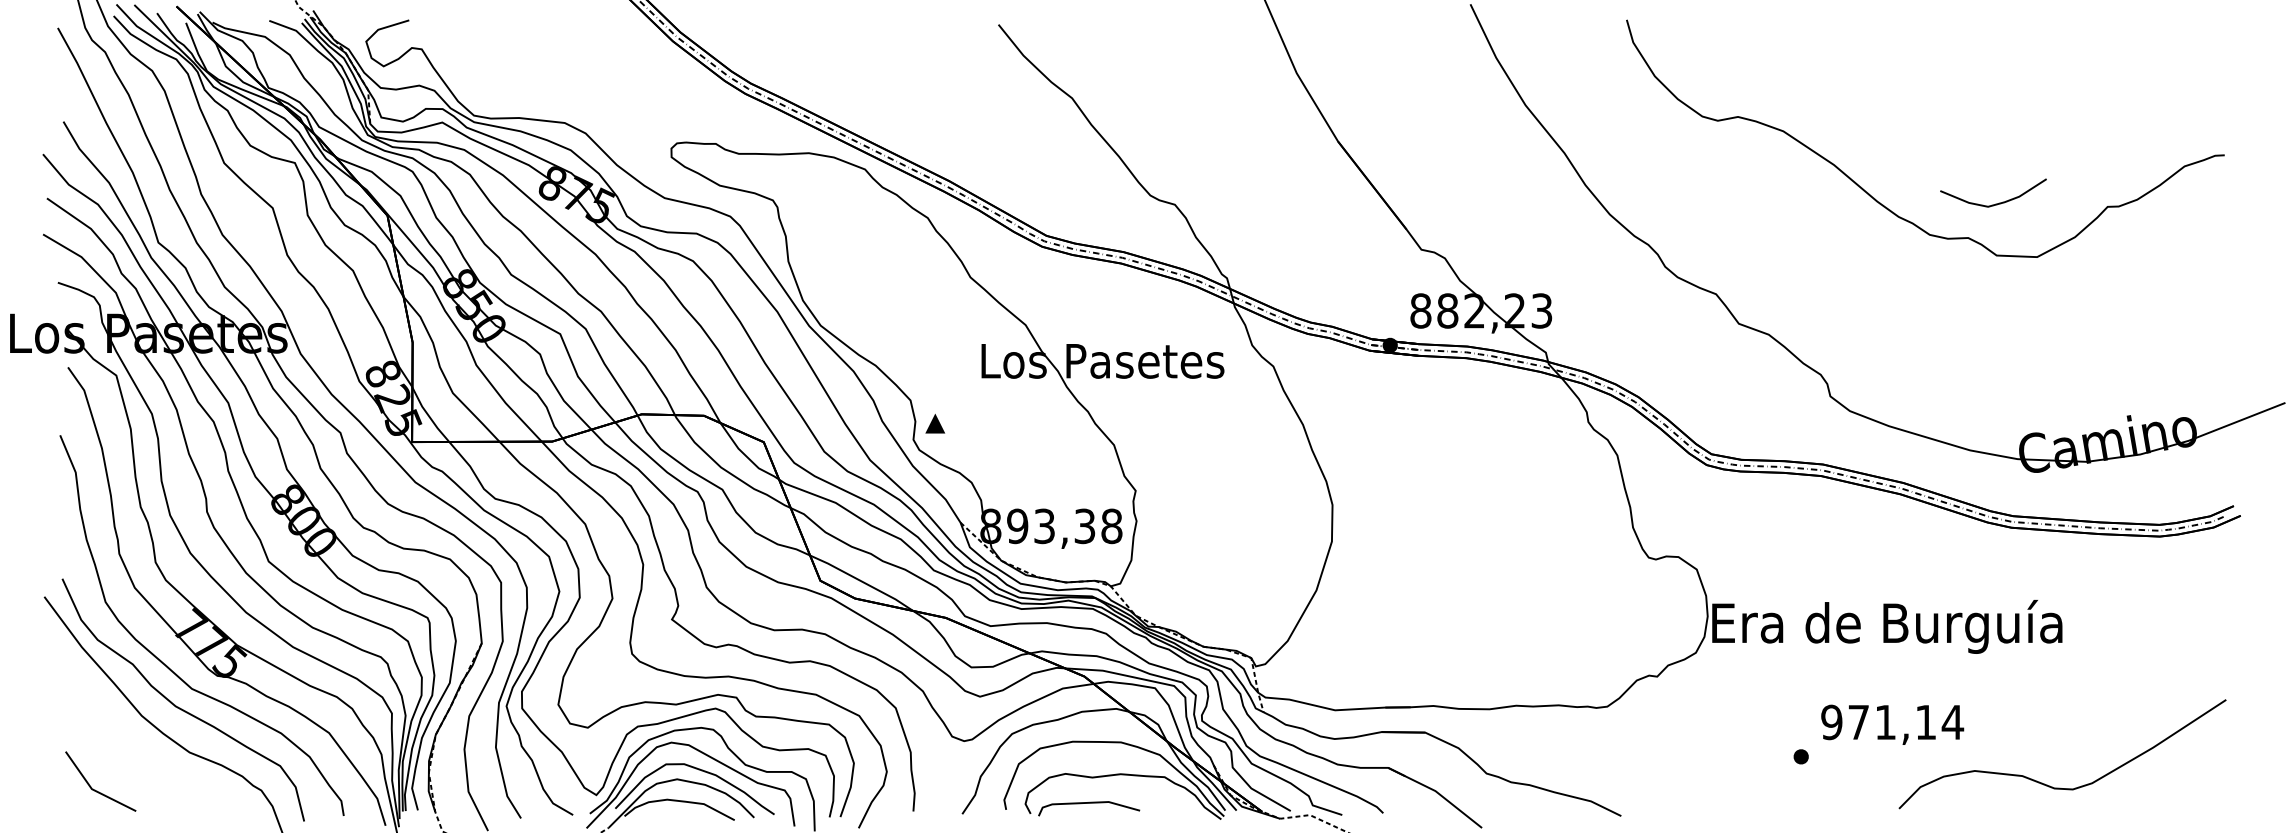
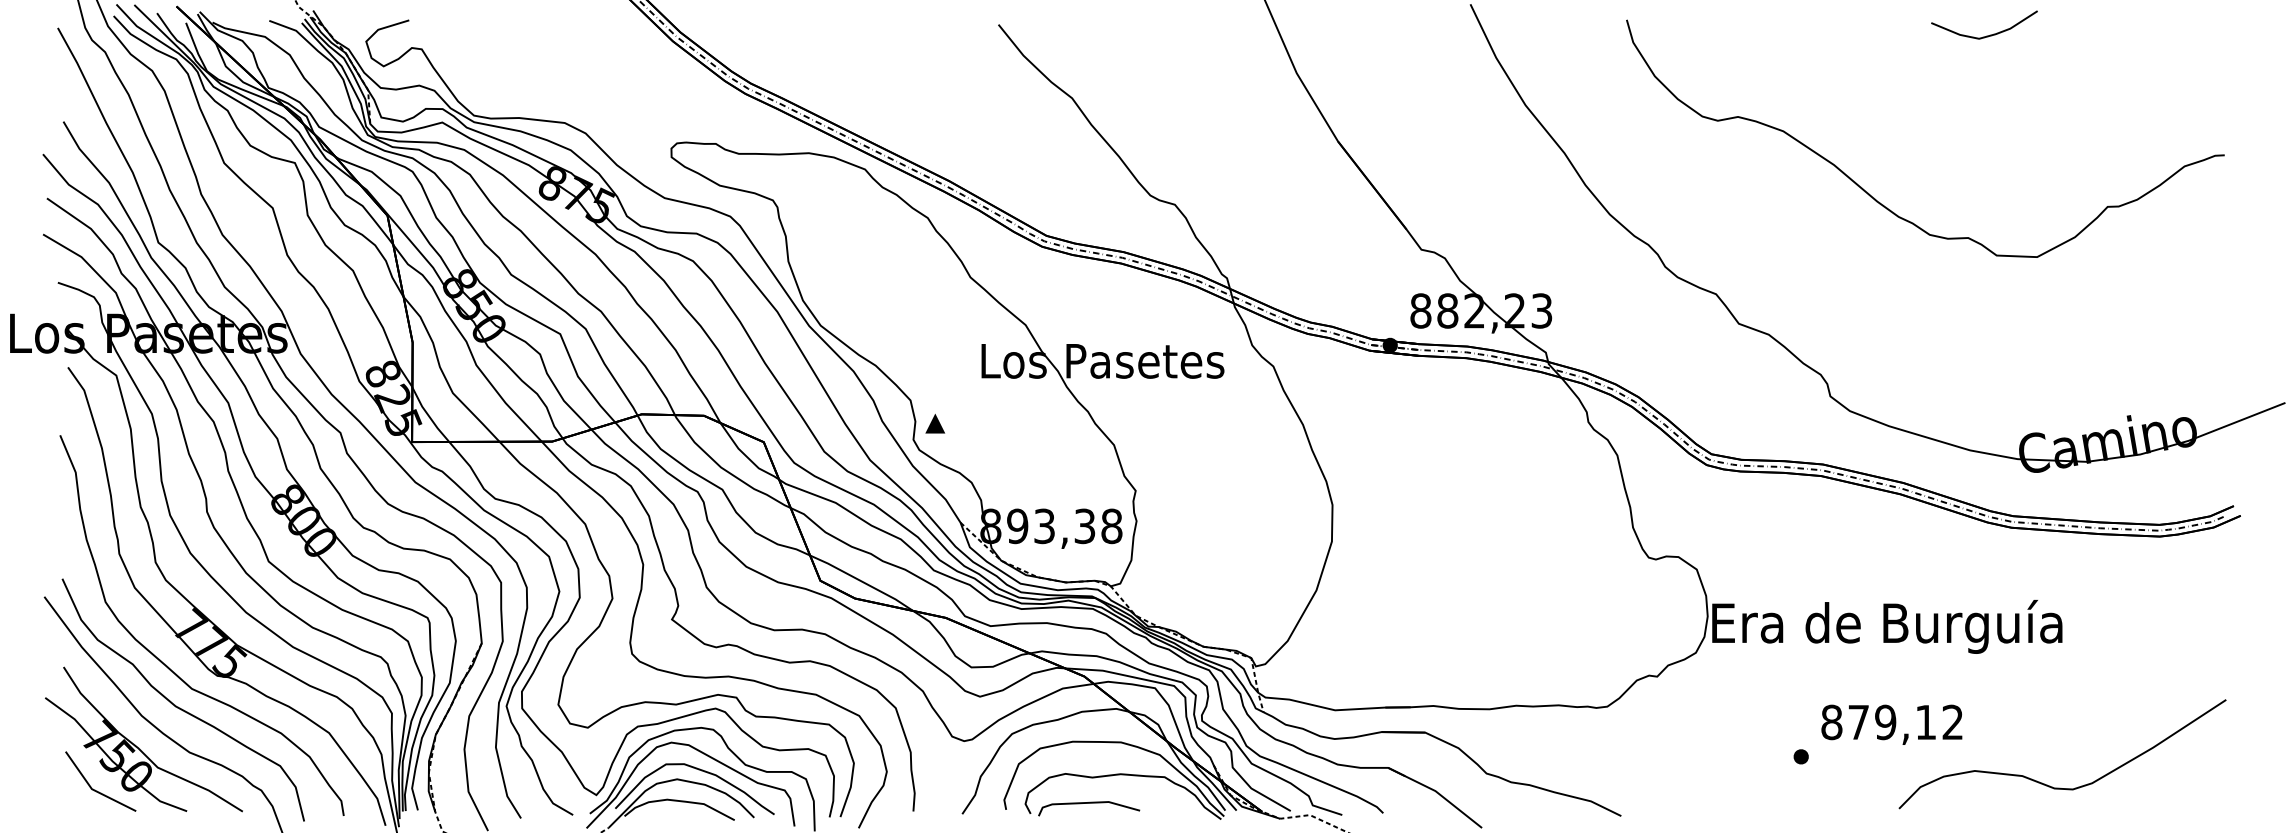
curve position: (1995, 203) -> (1986, 35) (1986, 35)
text: 971,14 -> 879,12 (1892, 722)
part: none -> present (136, 745)
